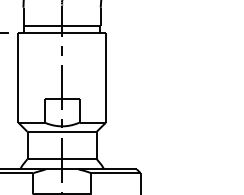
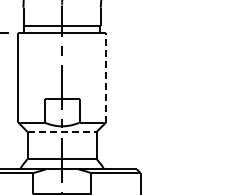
line: solid -> dashed (105, 78)
line: solid -> dashed (62, 131)
